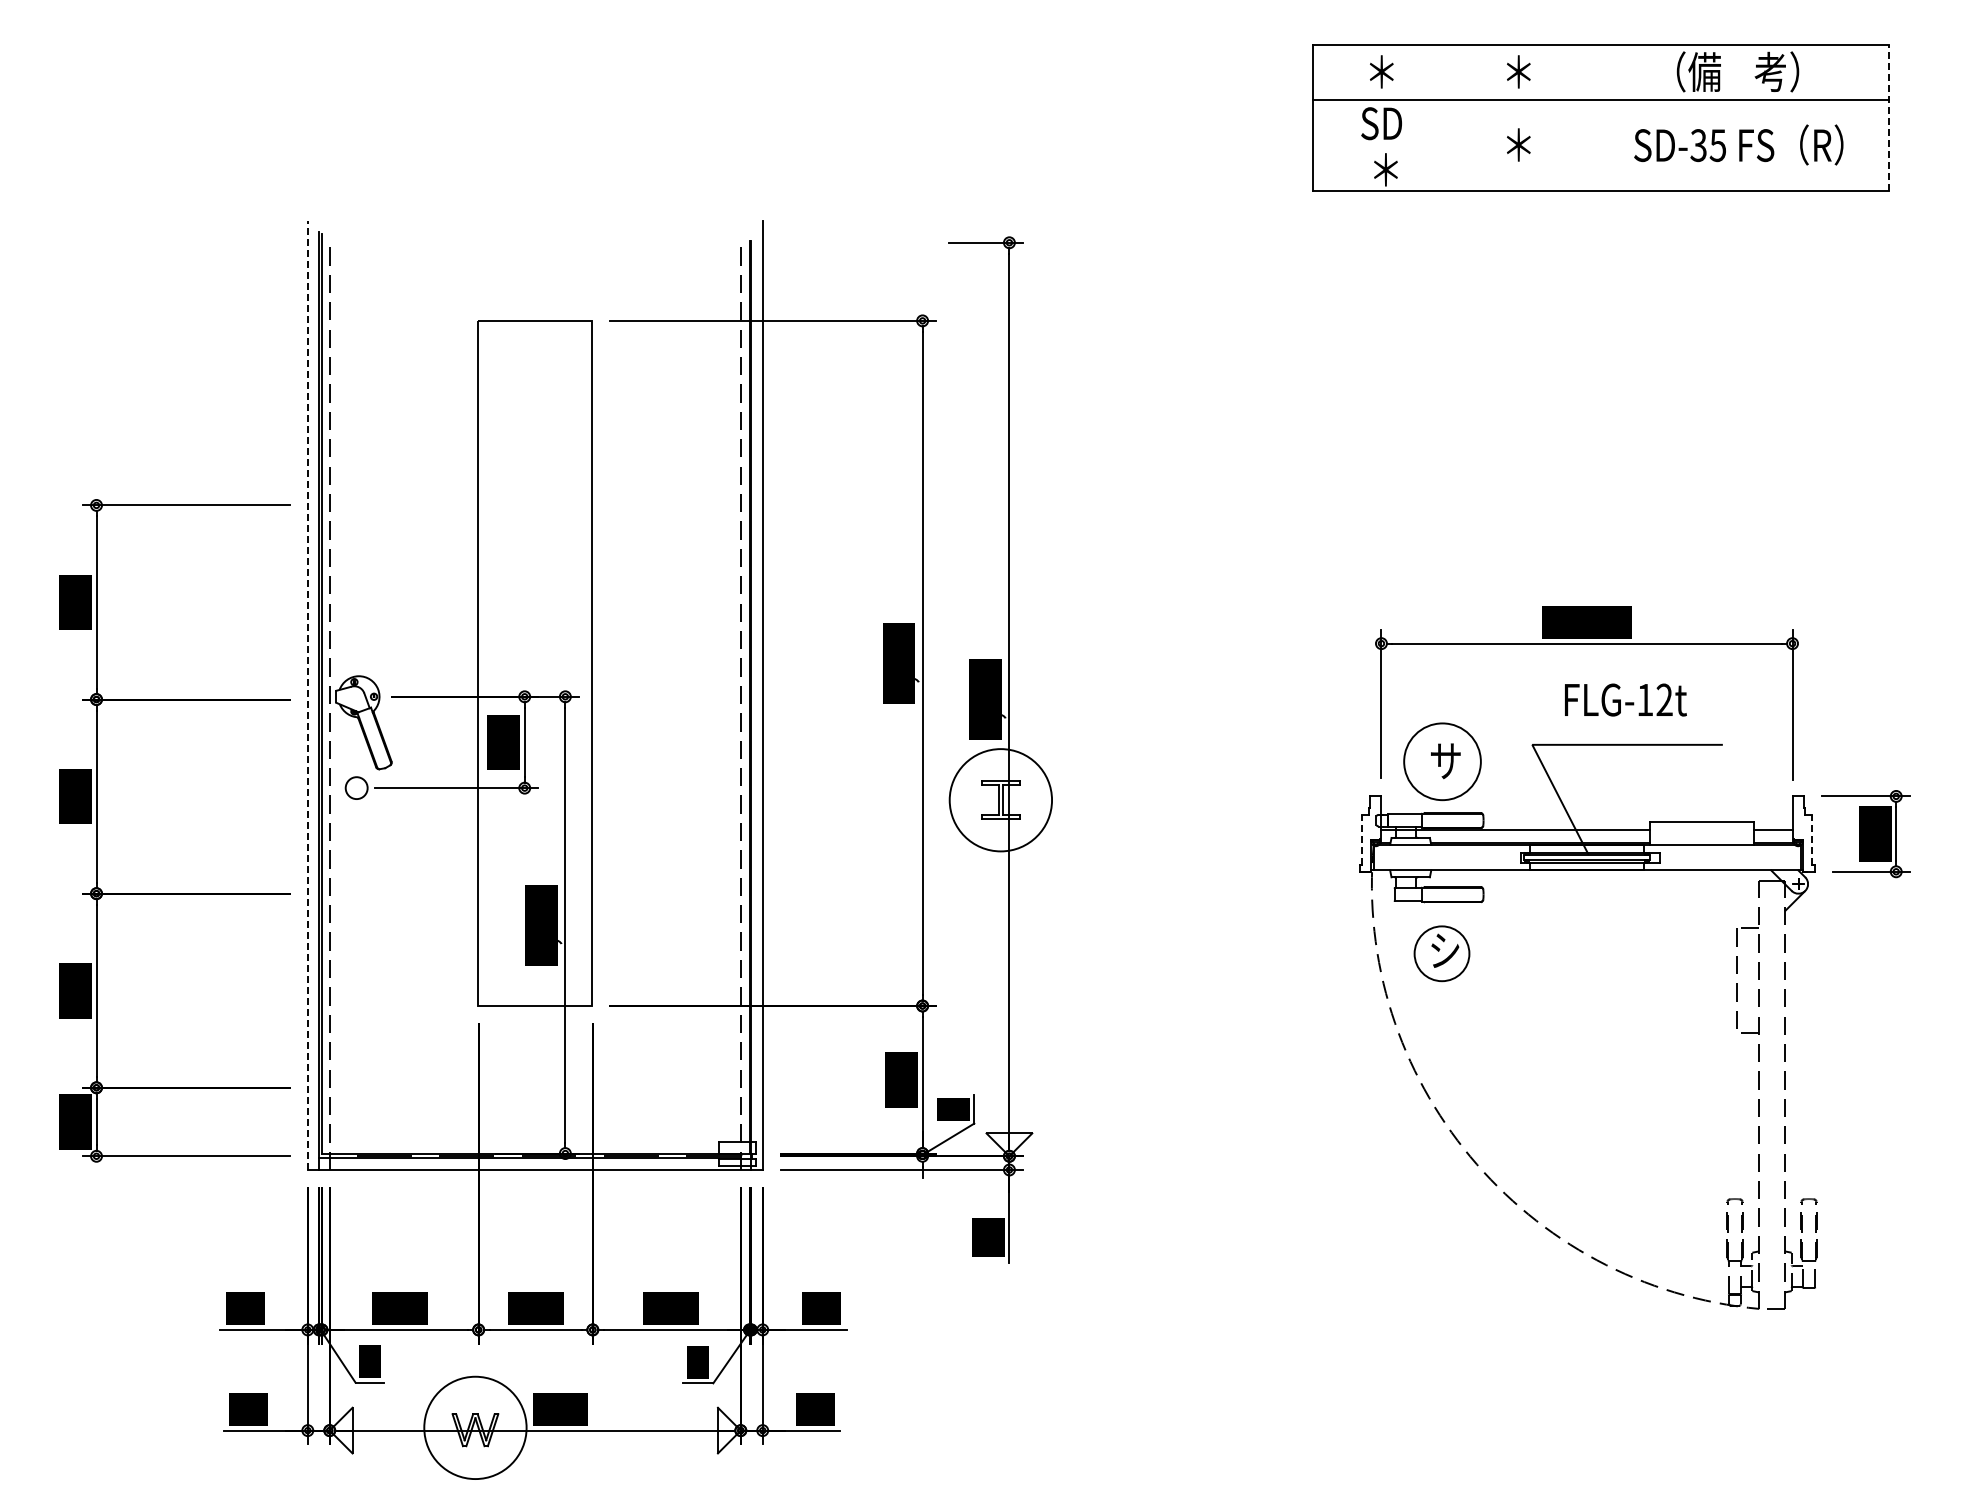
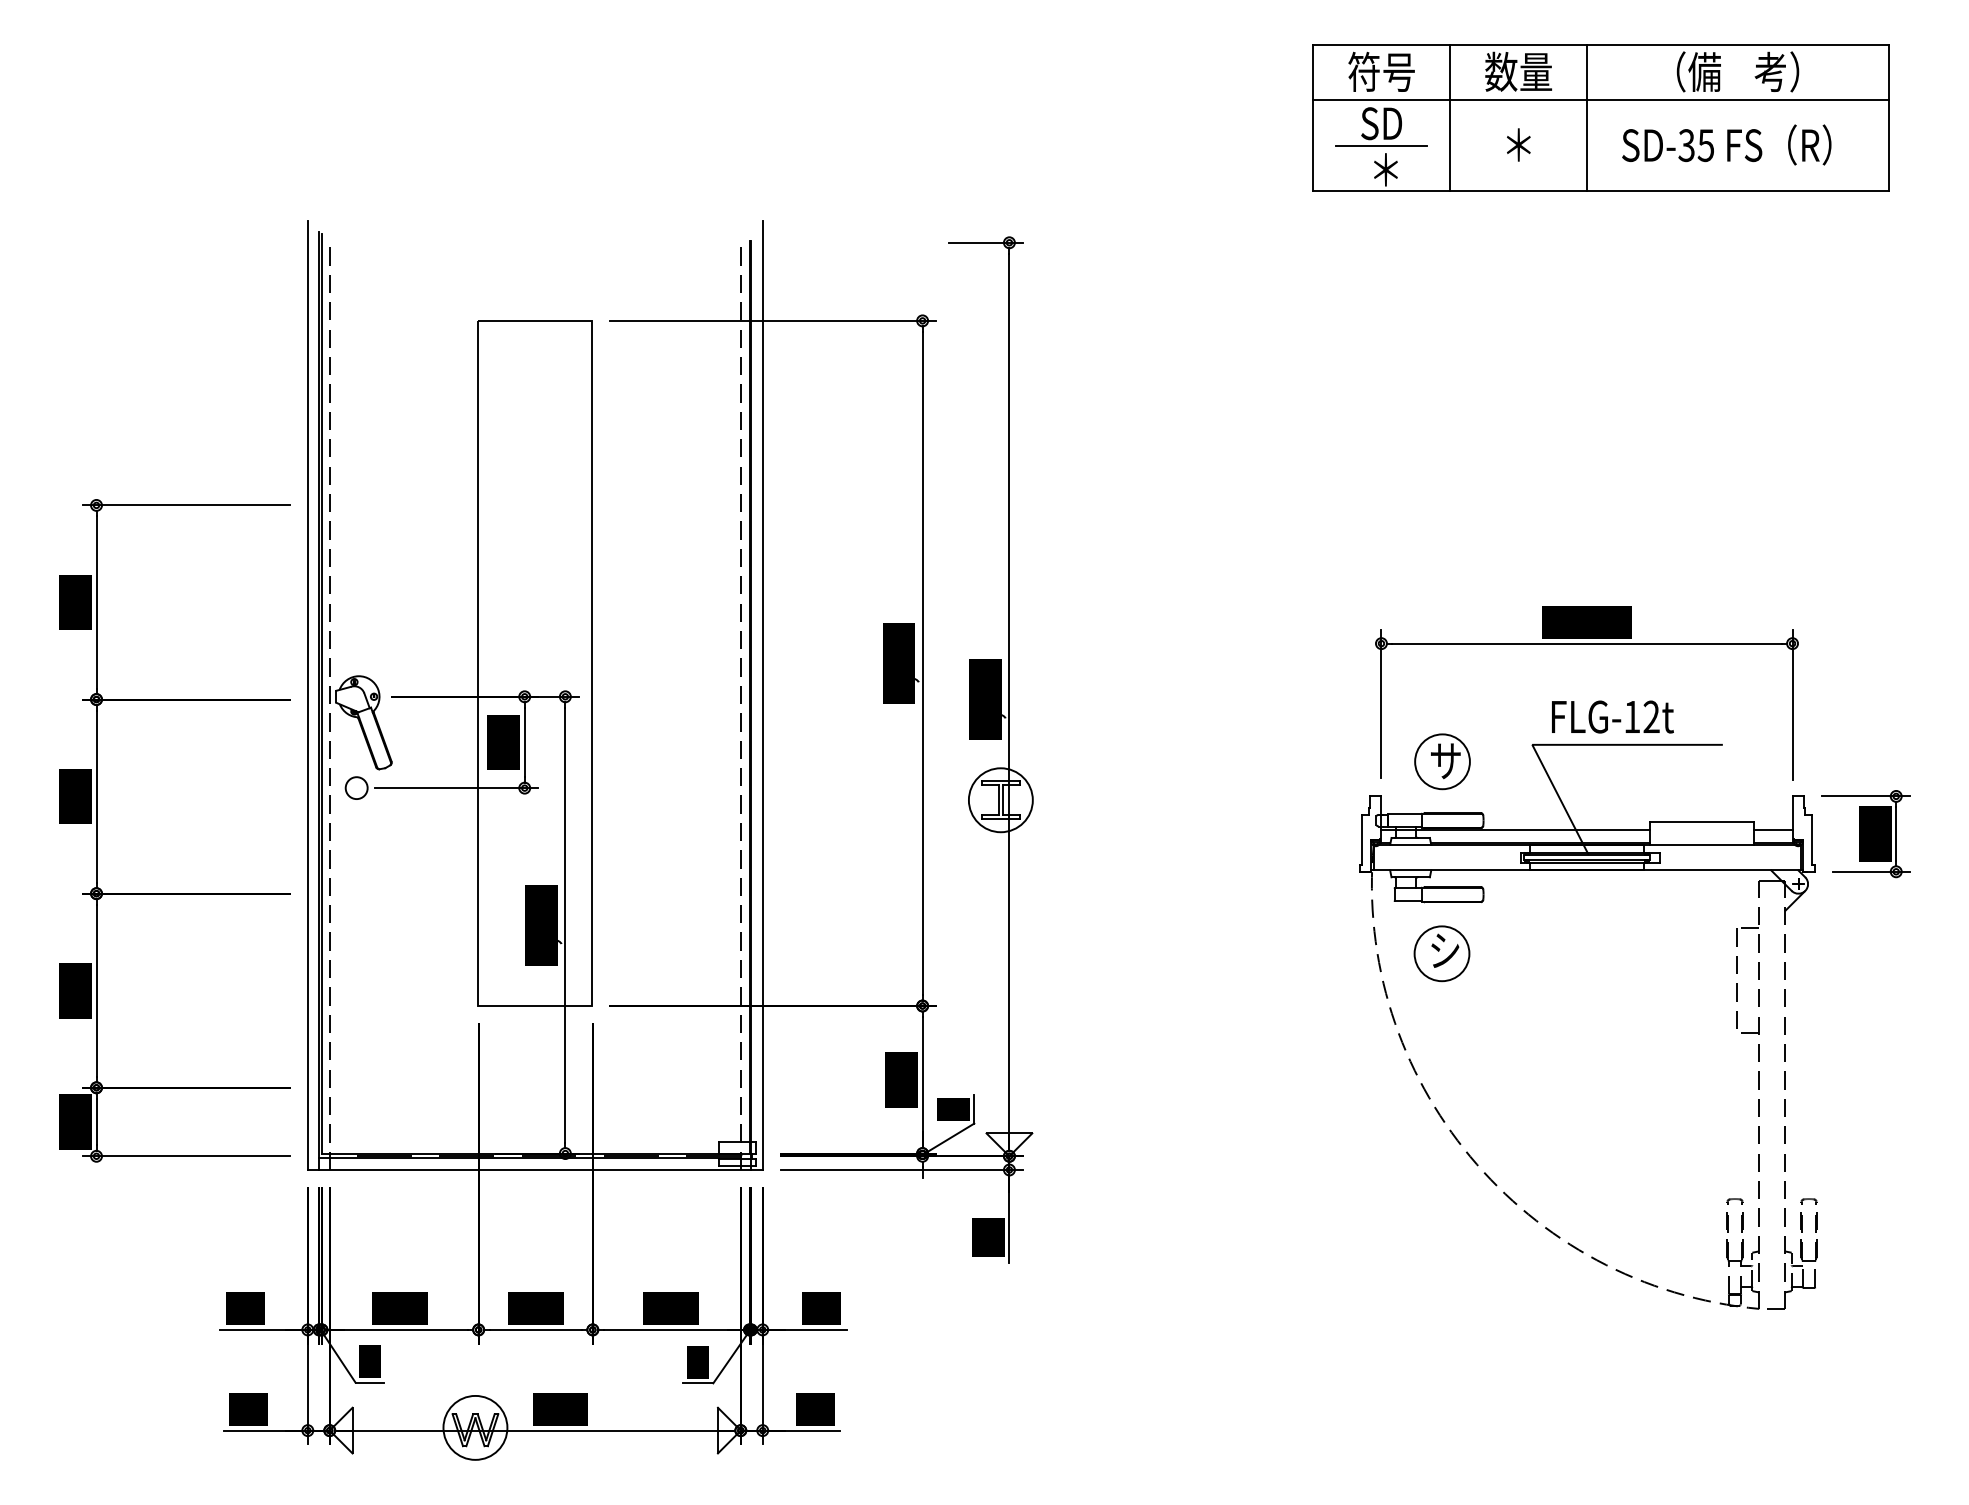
text: ＊ -> 符号 (1381, 71)
text: ＊ -> 数量 (1518, 71)
line: dashed -> solid (1888, 117)
line: none -> present (1450, 118)
line: none -> present (1587, 118)
text position: (1738, 144) -> (1726, 144) (1726, 144)
line: none -> present (1381, 145)
line: dashed -> solid (307, 695)
text position: (1625, 699) -> (1612, 716) (1612, 716)
circle diameter: 77 px -> 55 px (1442, 761)
circle diameter: 102 px -> 64 px (1000, 800)
line: dashed -> solid (1361, 839)
line: dashed -> solid (1812, 839)
circle diameter: 102 px -> 64 px (475, 1427)
